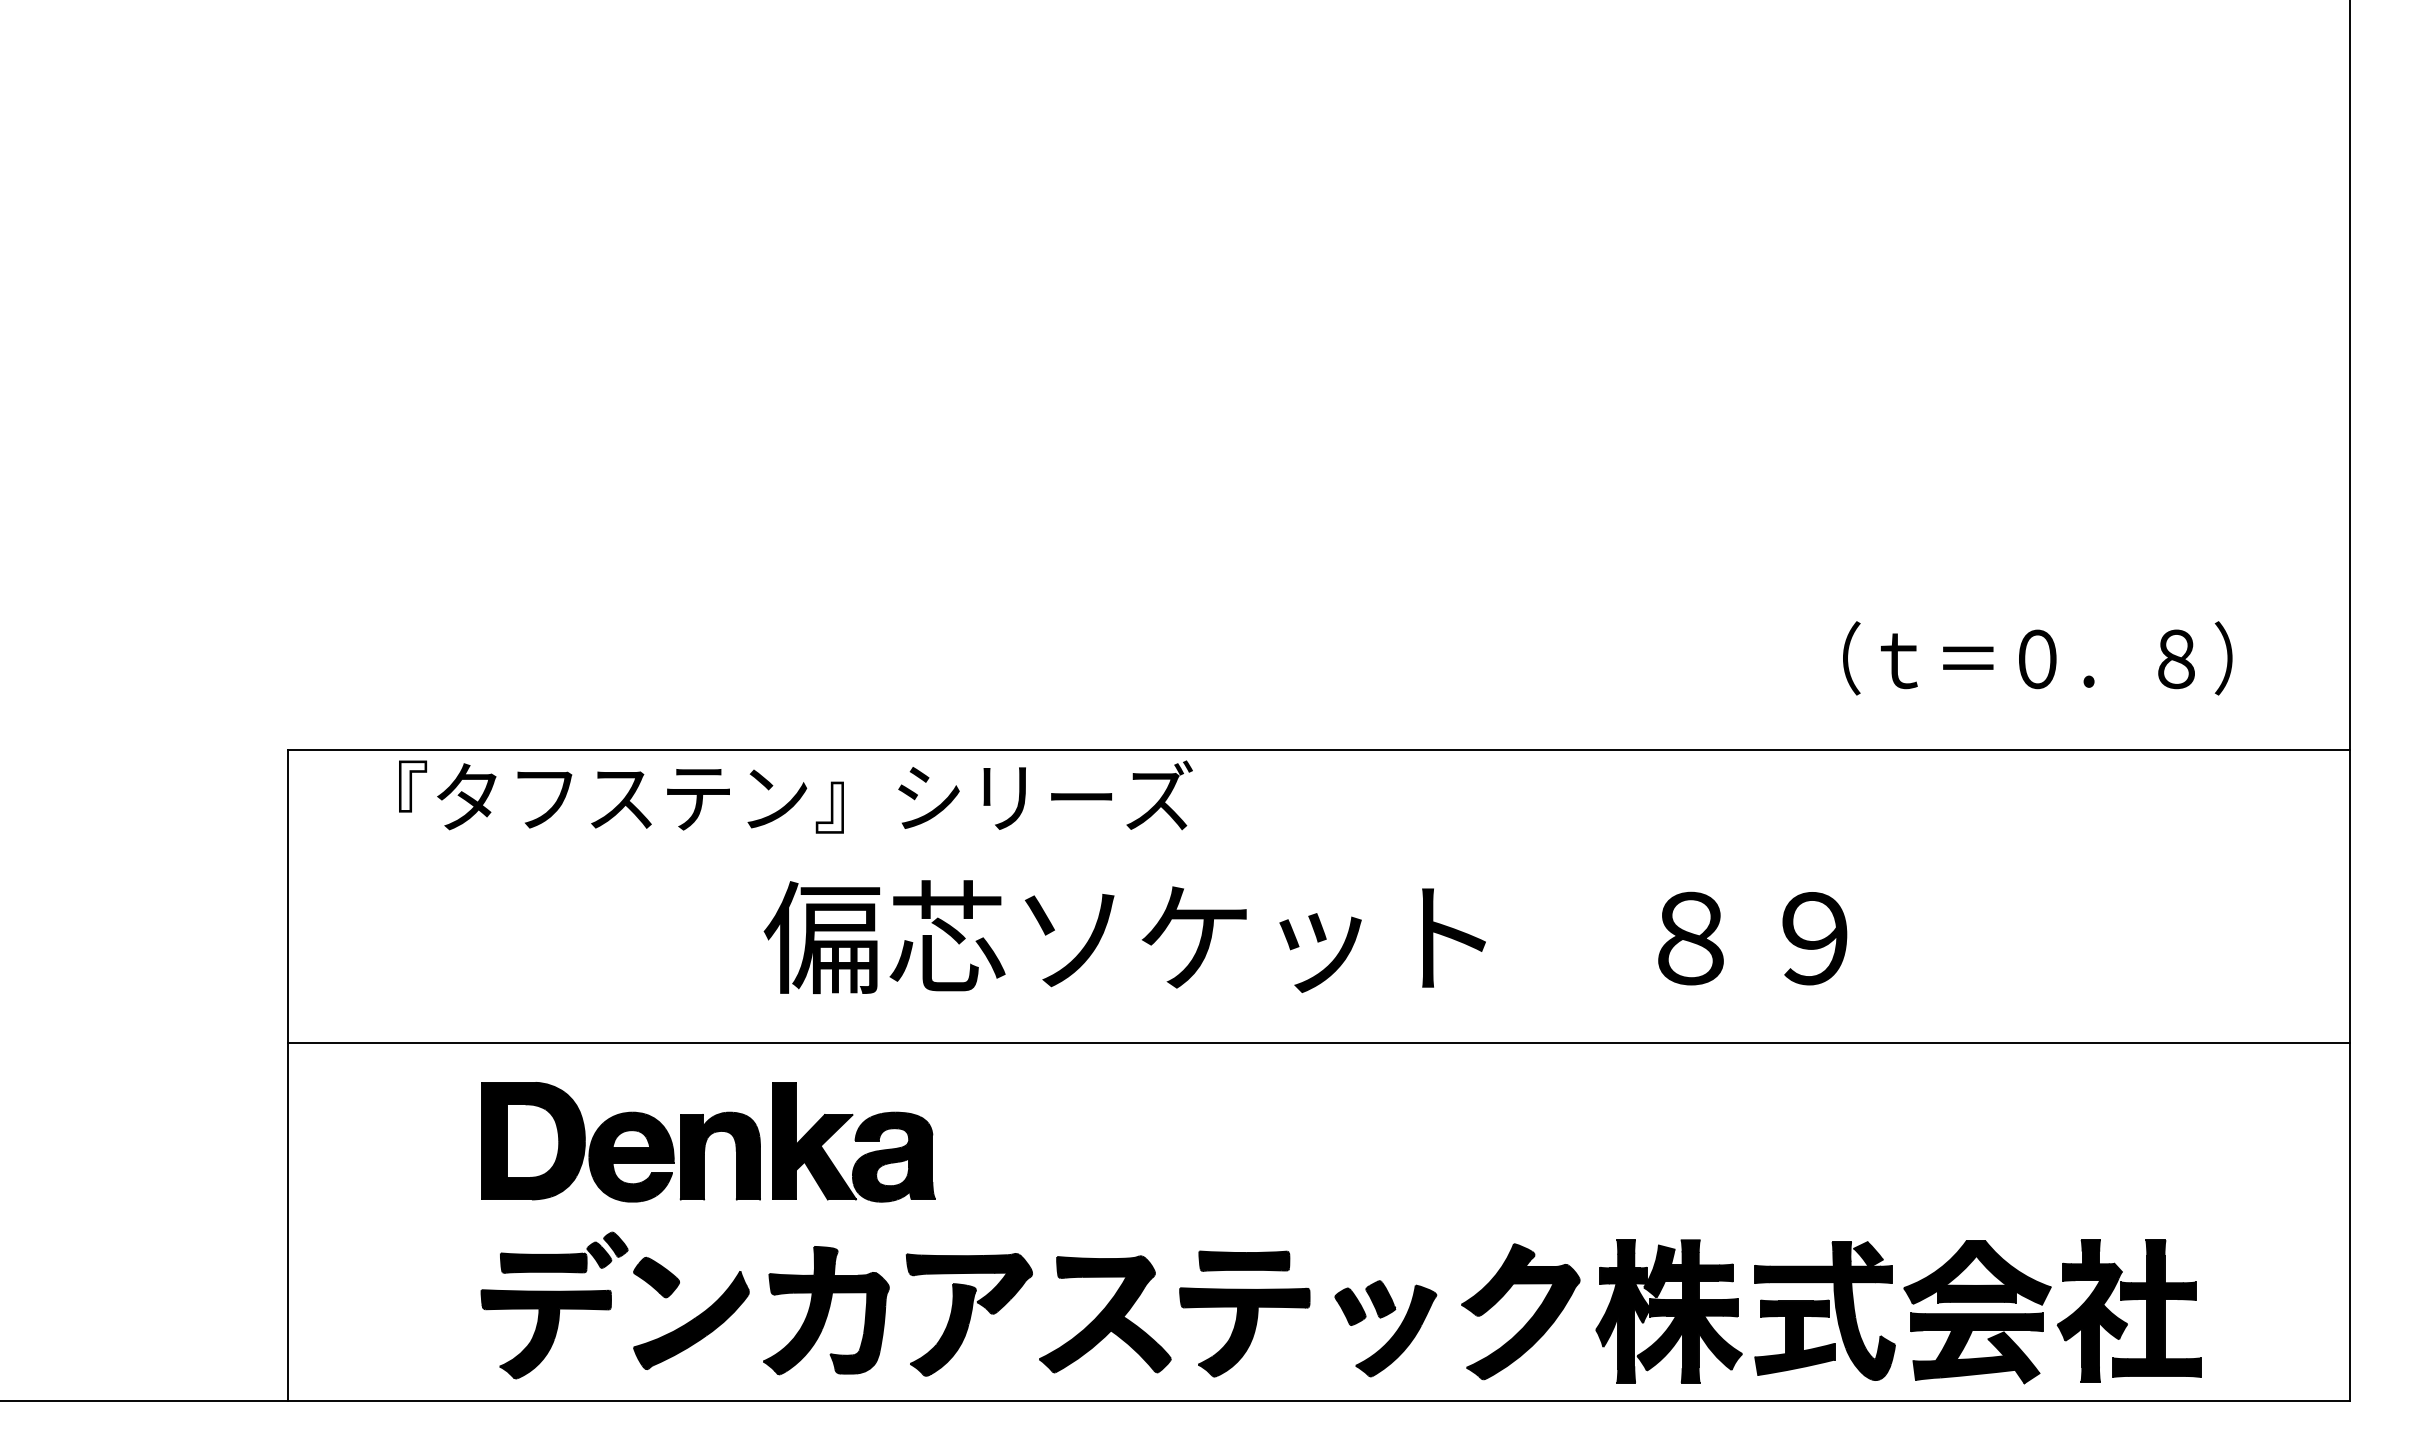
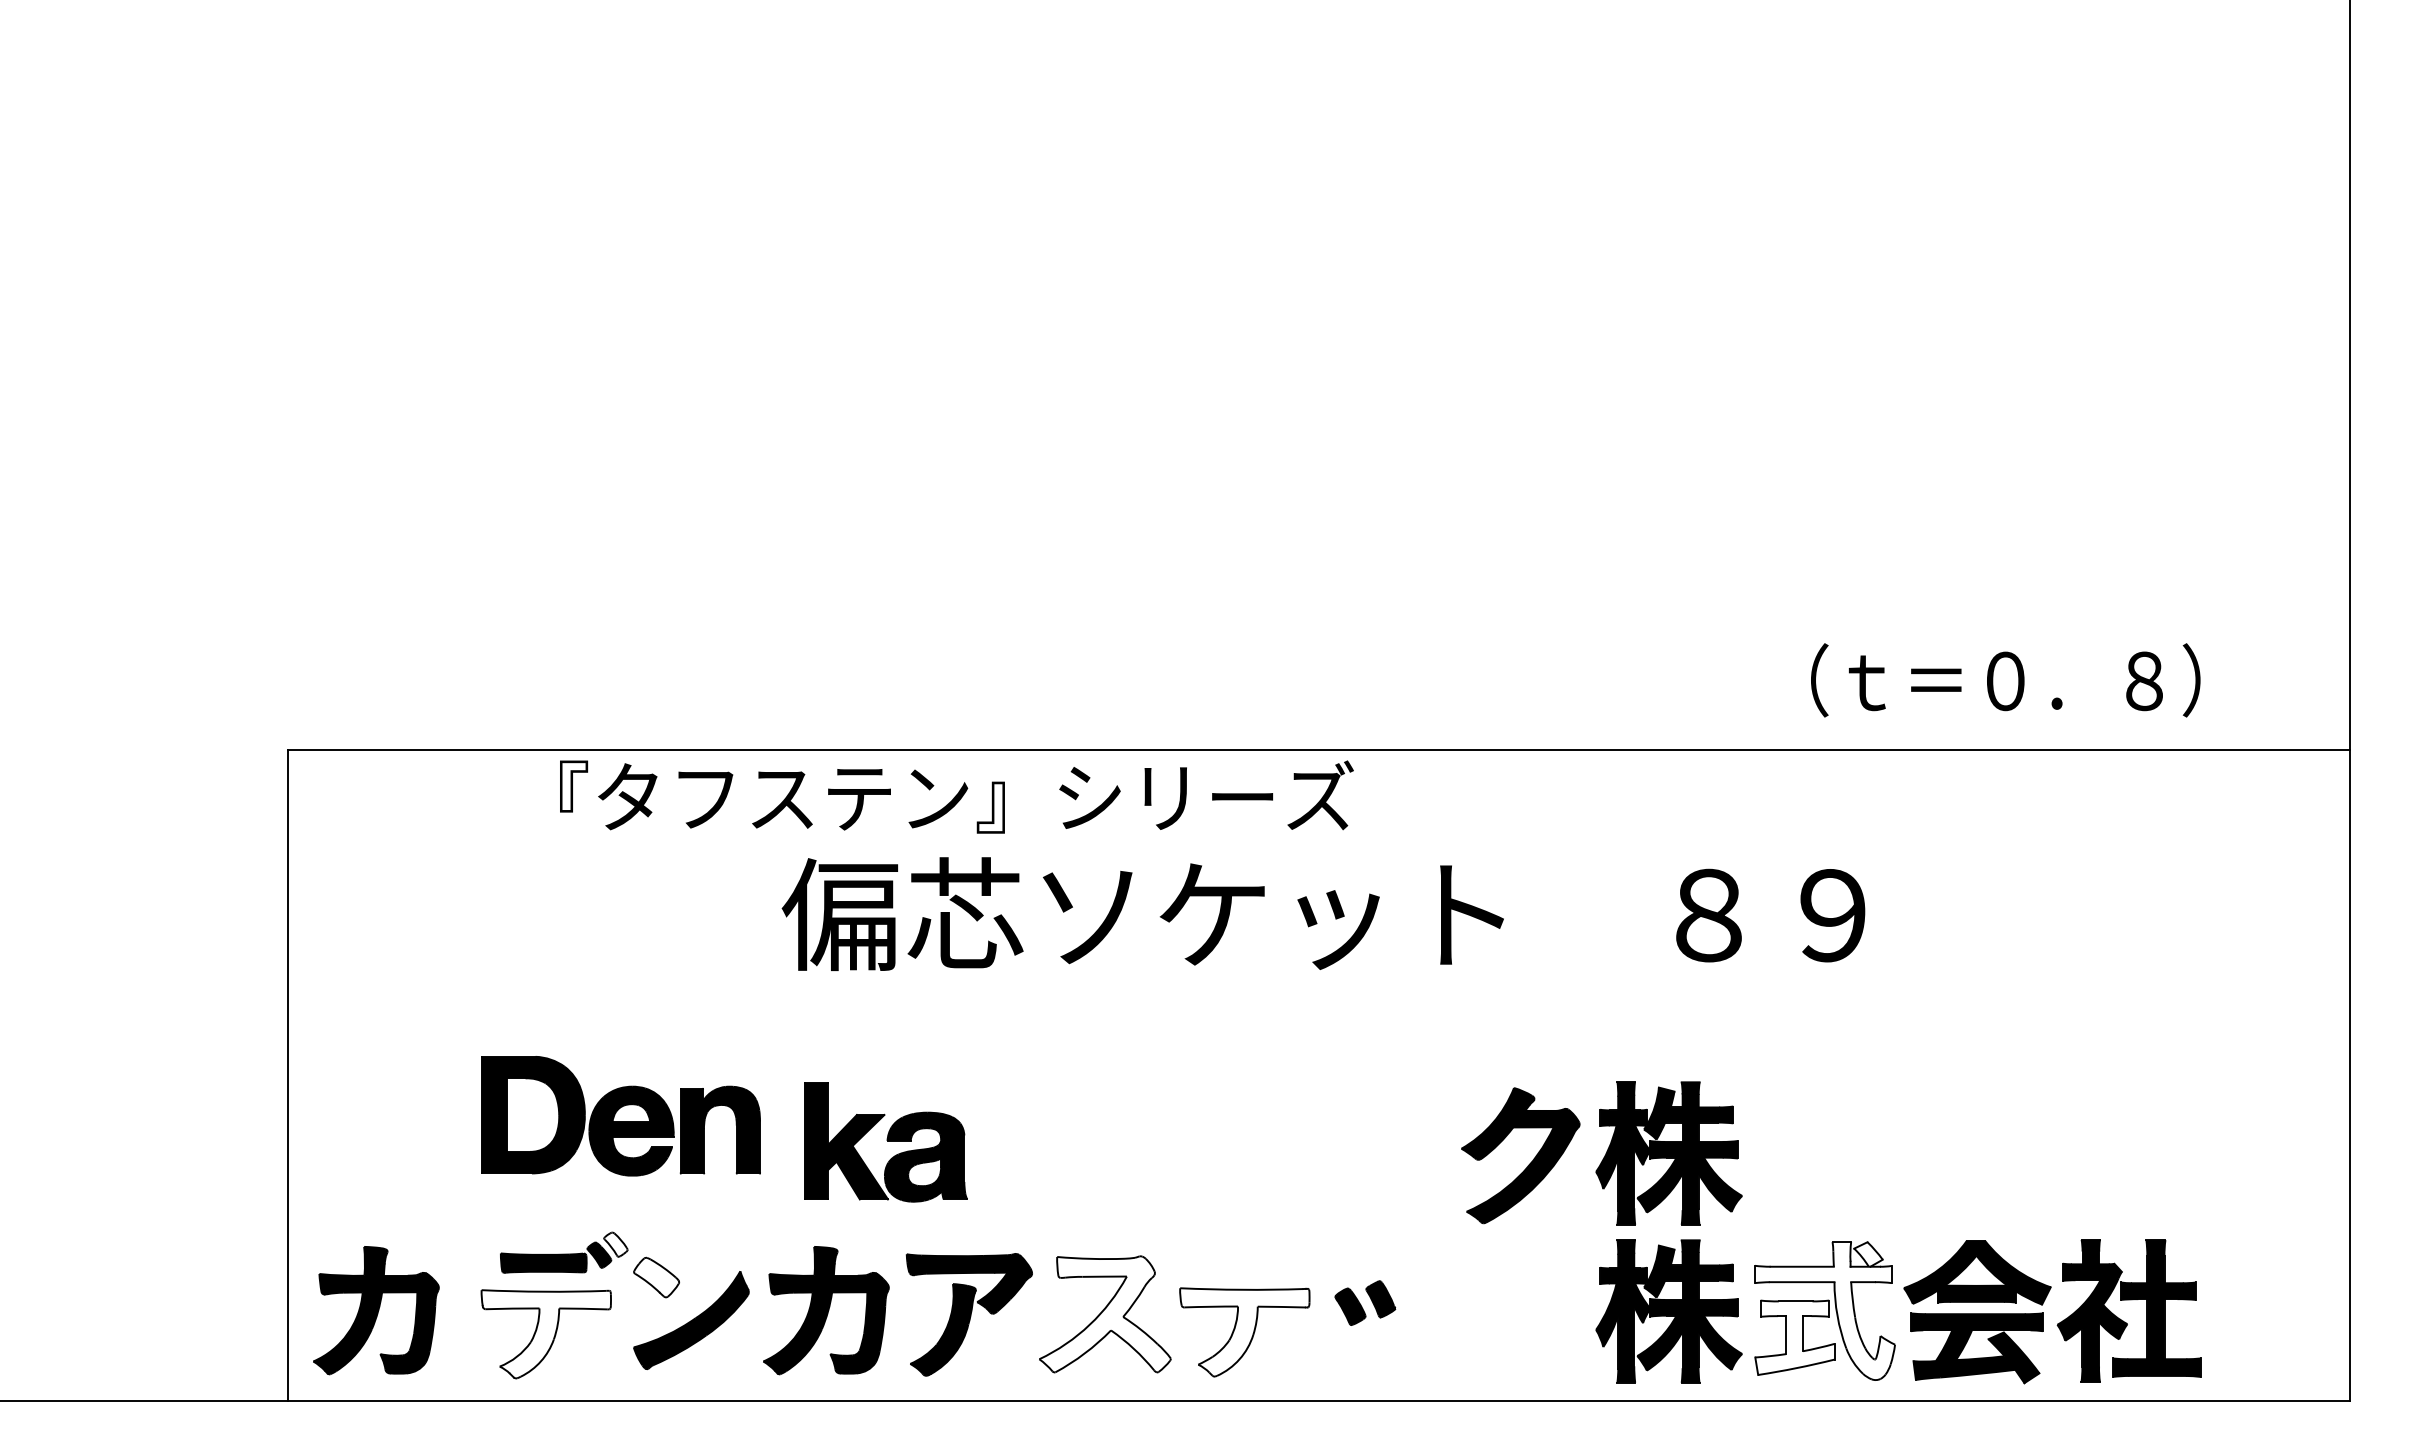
text position: (2037, 658) -> (2005, 680) (2005, 680)
text position: (795, 796) -> (956, 796) (956, 796)
text position: (1305, 936) -> (1323, 913) (1323, 913)
line: present -> none (1319, 1042)
part position: (620, 1142) -> (620, 1116) (620, 1116)
part position: (853, 1142) -> (885, 1142) (885, 1142)
part: none -> present (1668, 1153)
fill: present -> none (615, 1244)
part: present -> none (1244, 1260)
fill: present -> none (656, 1277)
part: none -> present (376, 1310)
fill: present -> none (1824, 1311)
fill: present -> none (1104, 1314)
part position: (1529, 1319) -> (1529, 1163) (1529, 1163)
part: present -> none (1396, 1330)
fill: present -> none (1244, 1332)
fill: present -> none (545, 1334)
fill: present -> none (1794, 1337)
